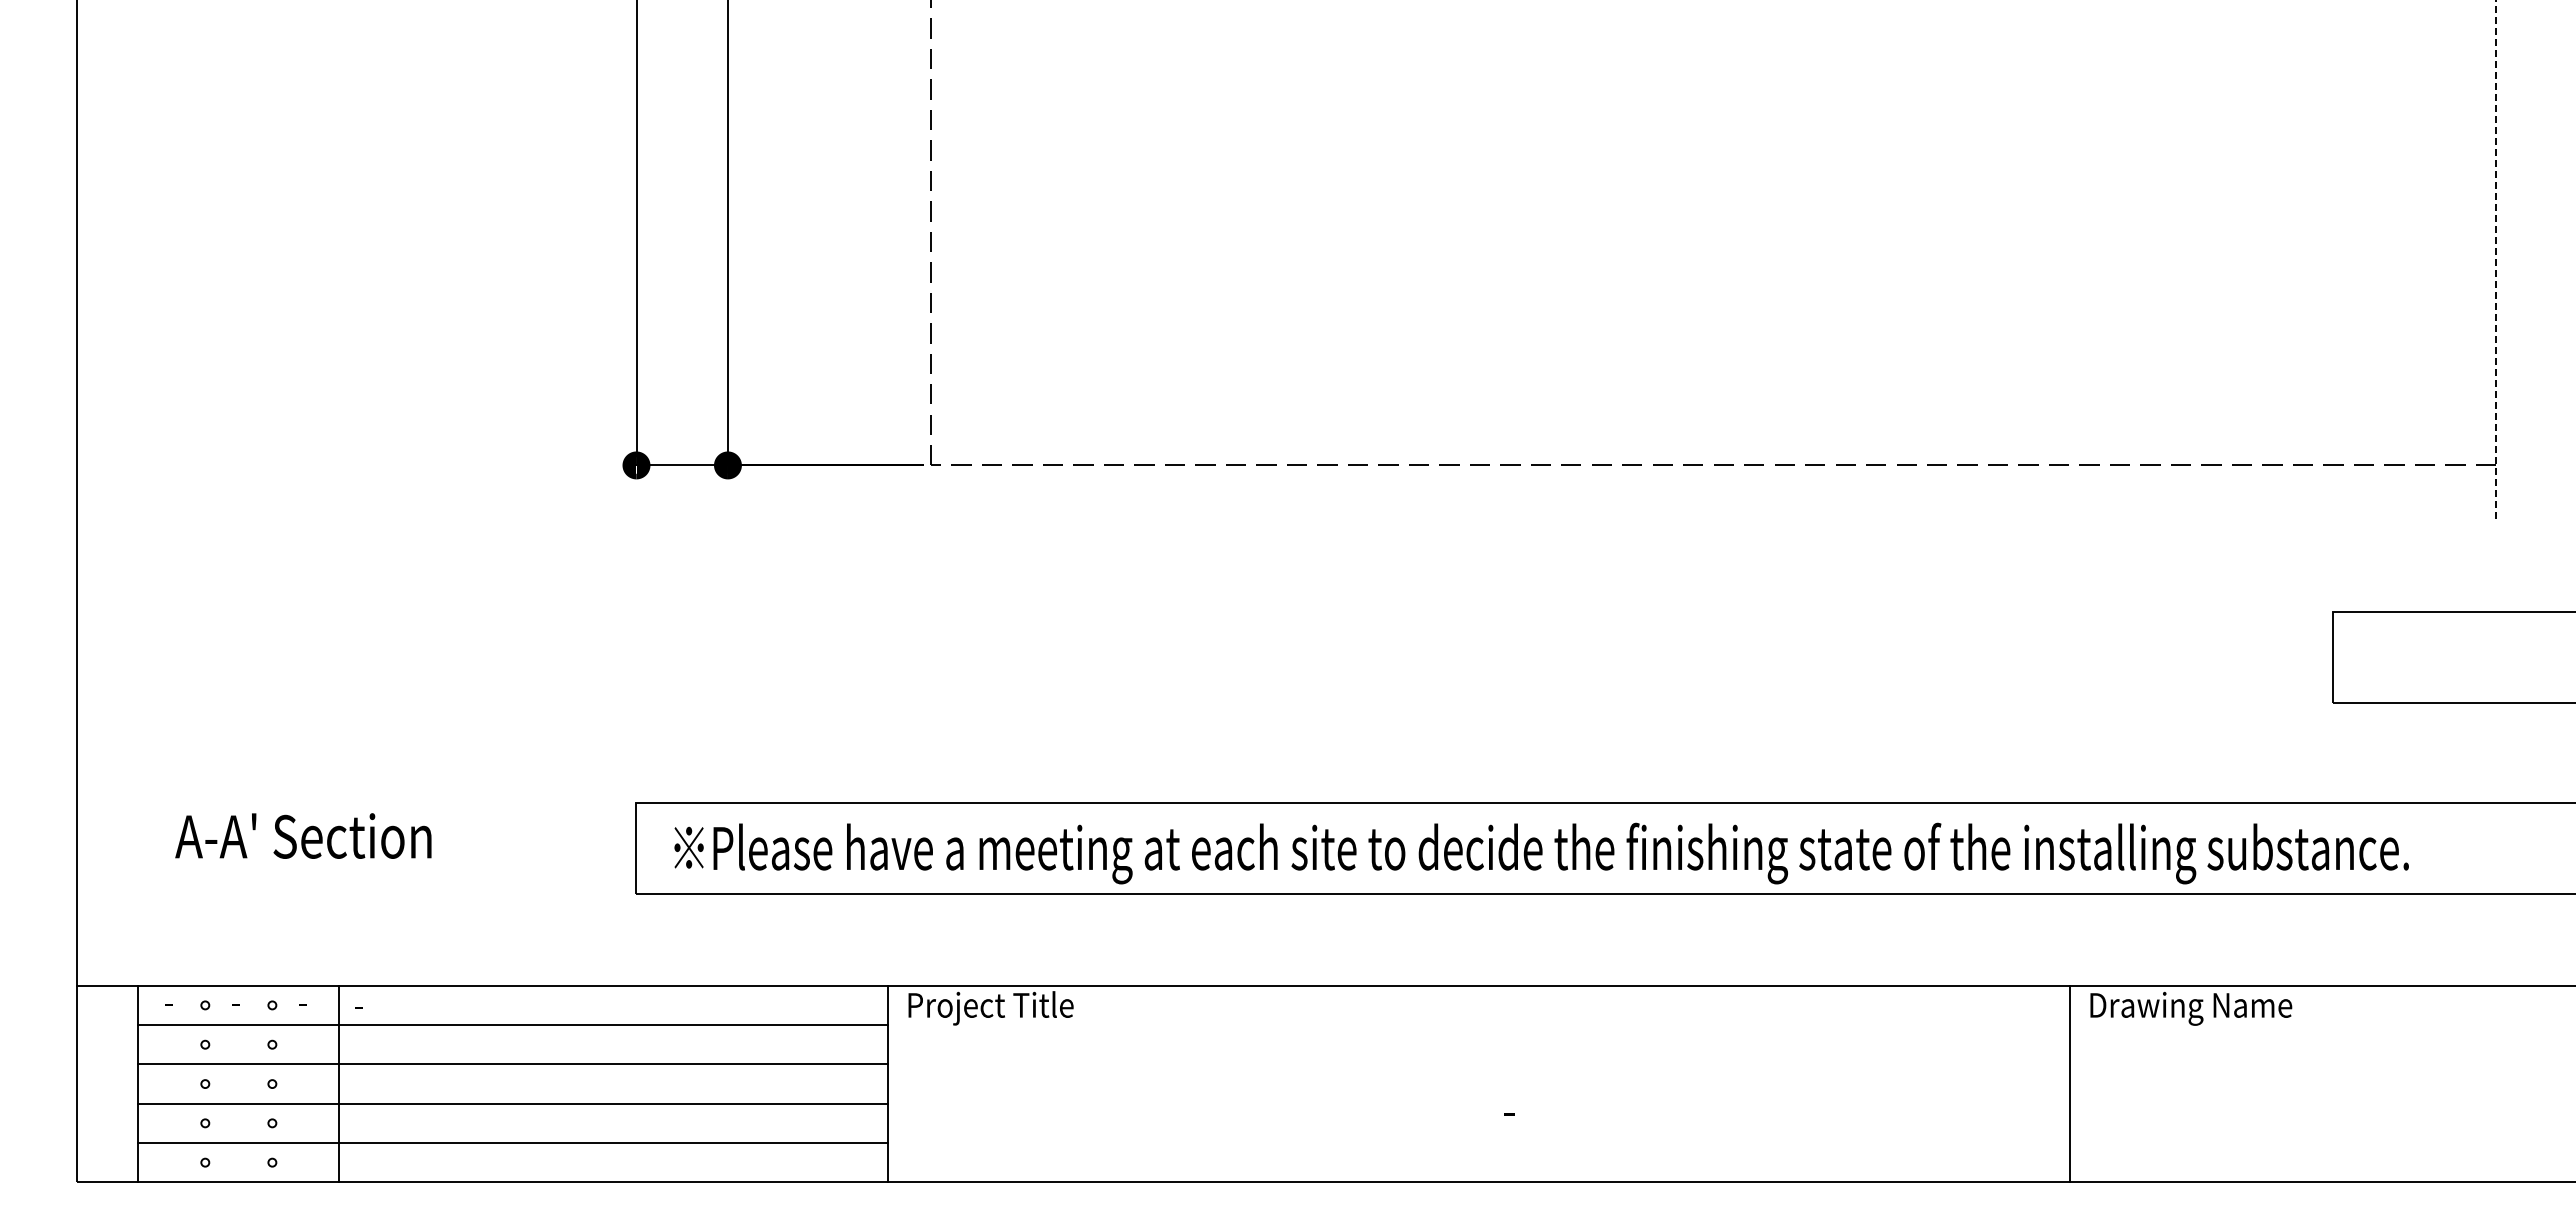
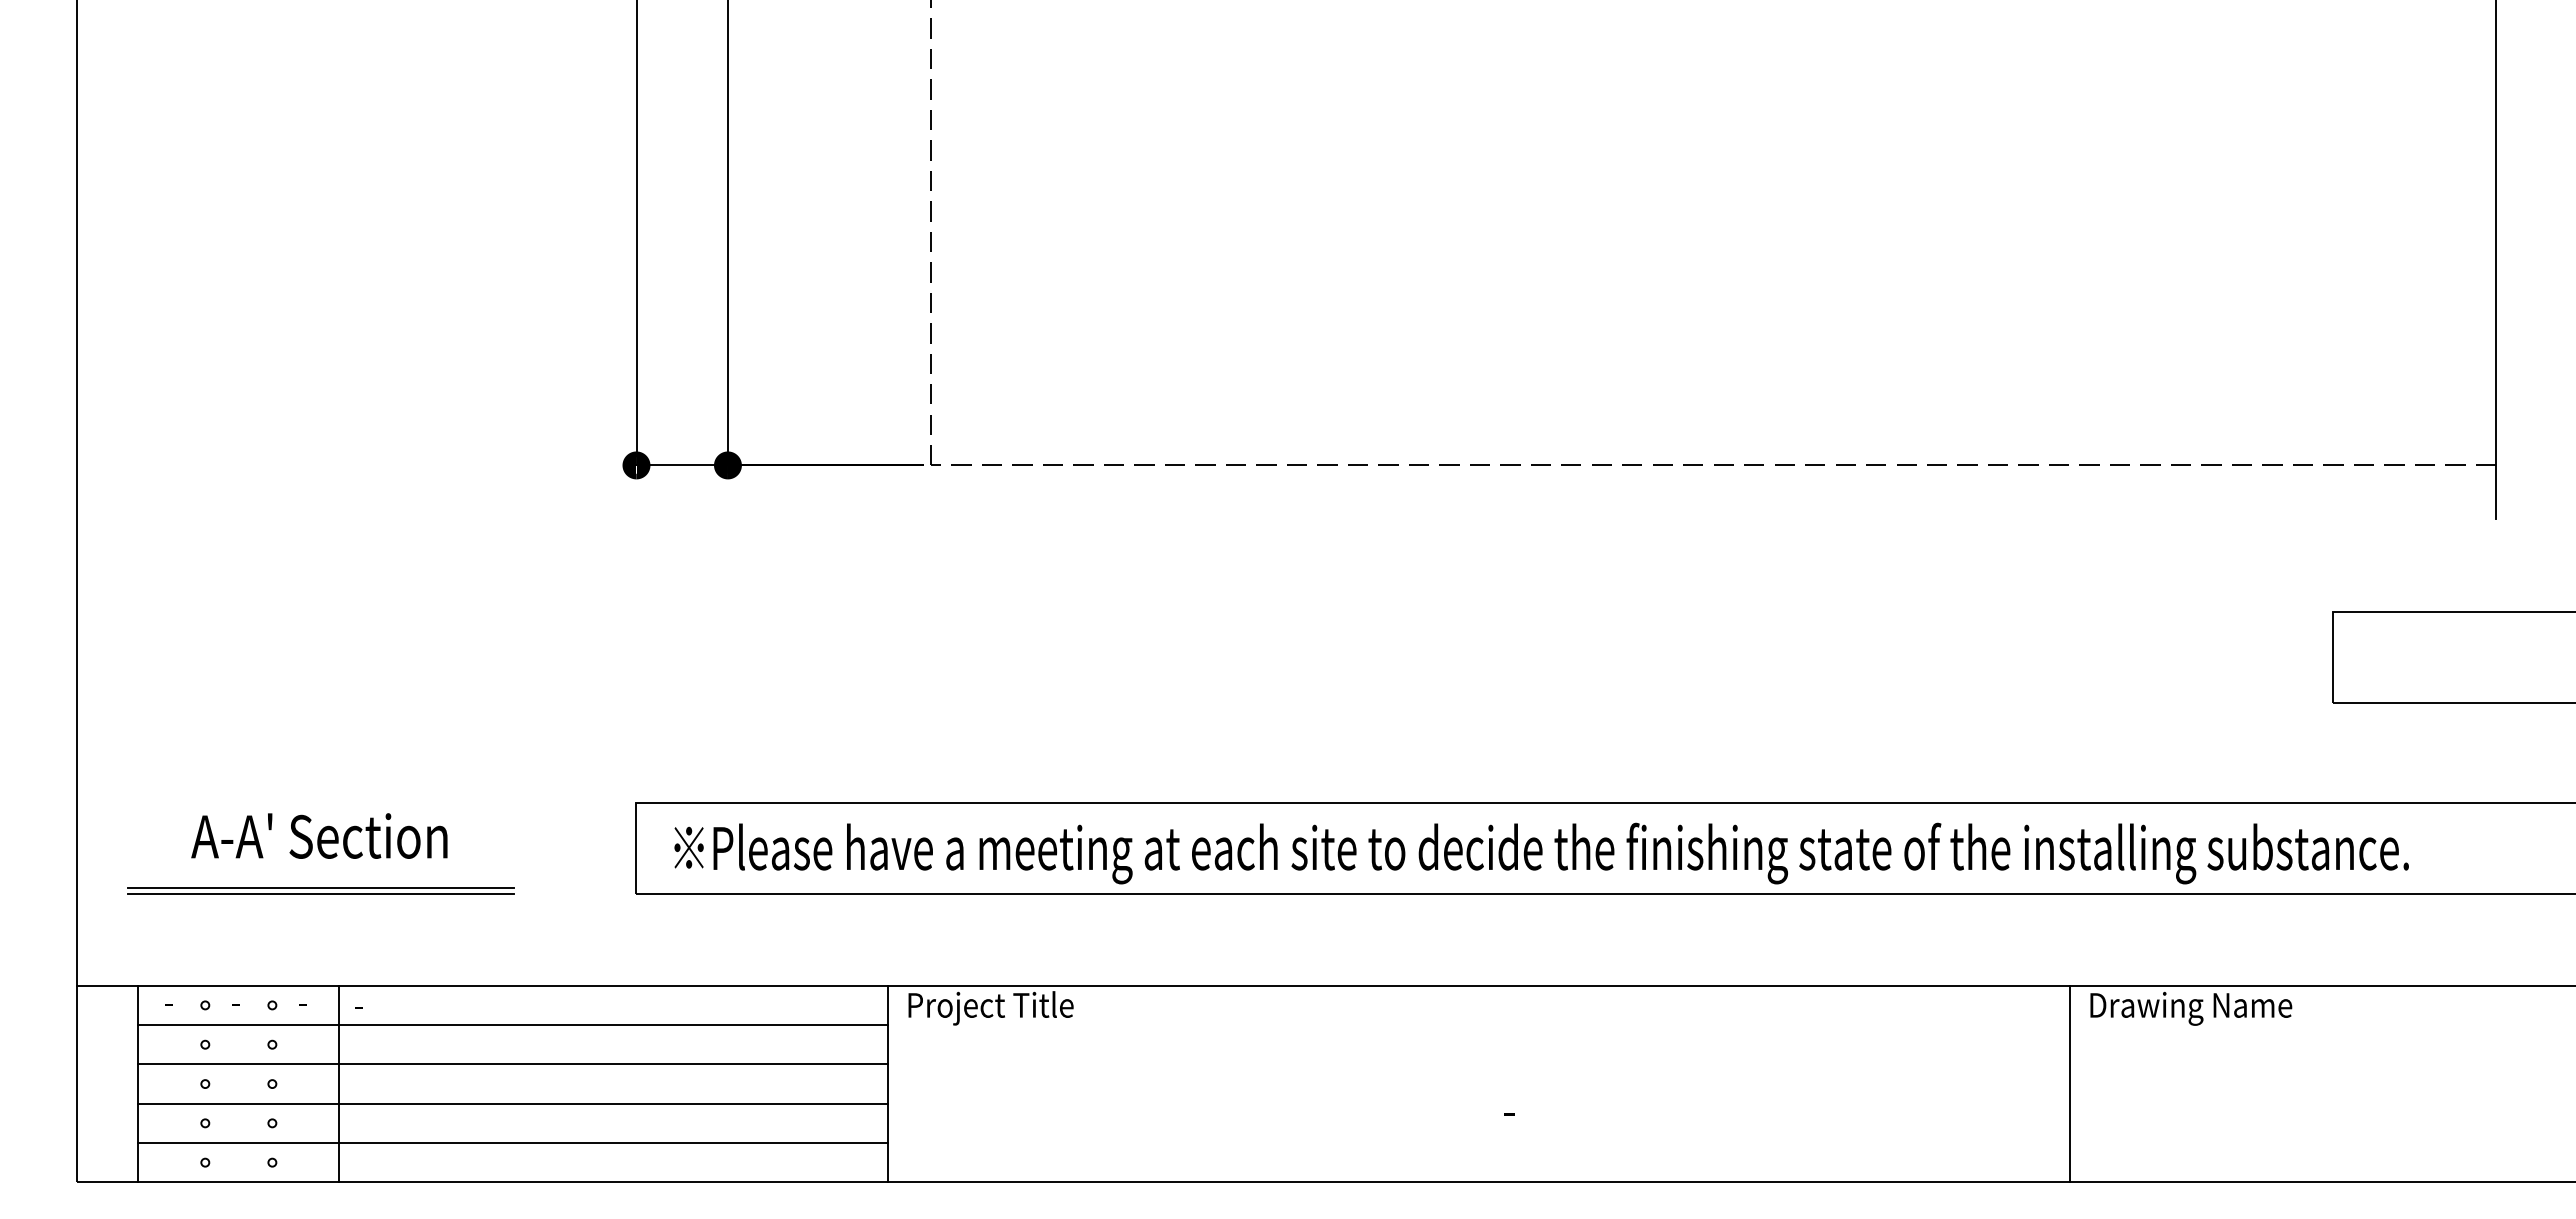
line: dashed -> solid (2496, 259)
text position: (303, 835) -> (319, 835) (319, 835)
line: none -> present (321, 888)
line: none -> present (321, 894)
